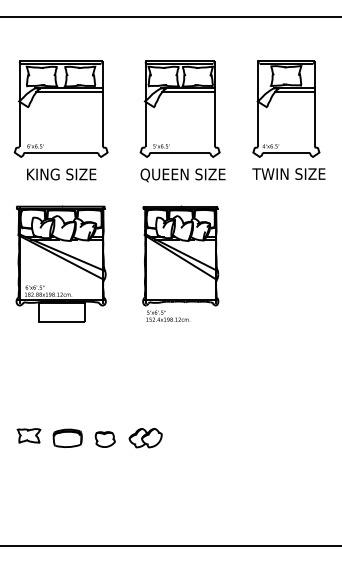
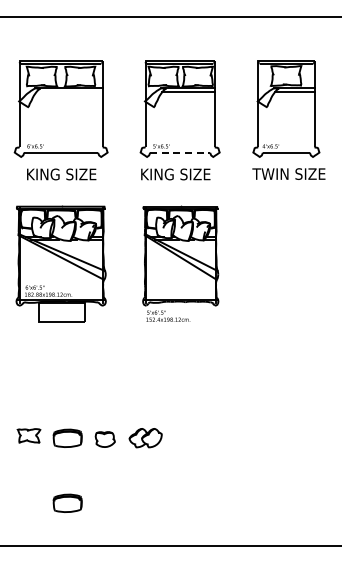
line: present -> none (69, 92)
line: solid -> dashed (180, 152)
text: QUEEN SIZE -> KING SIZE (182, 175)
part: none -> present (67, 502)
